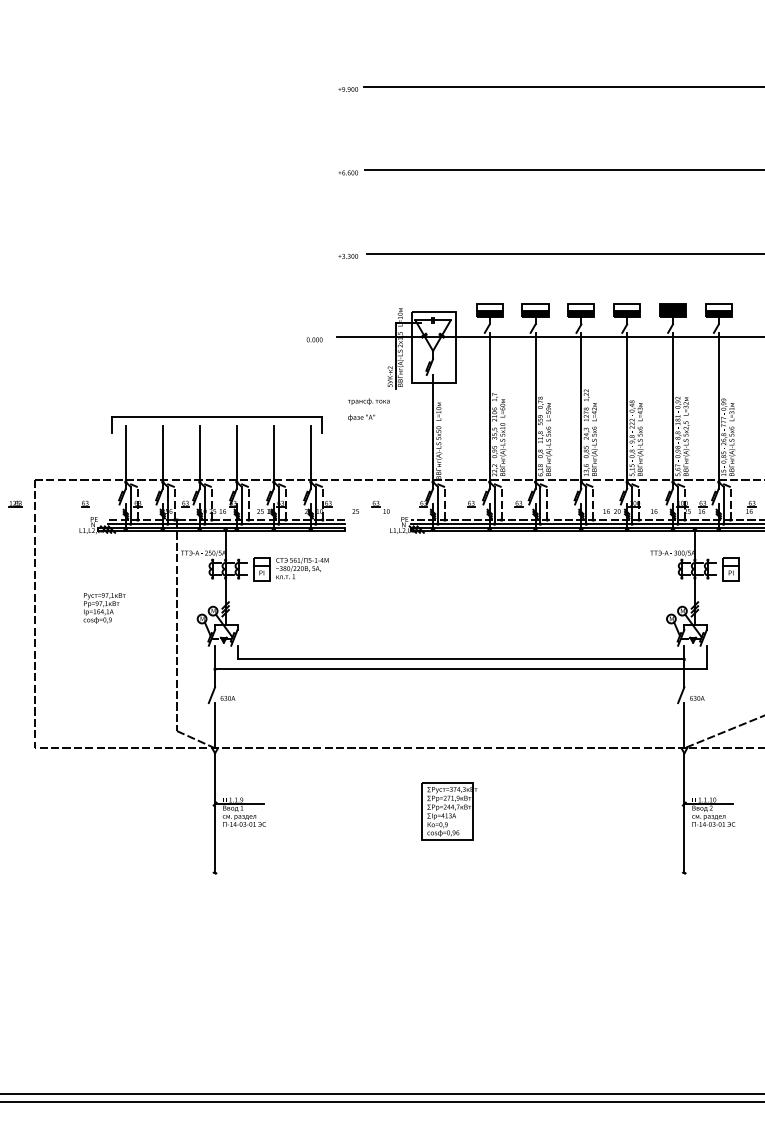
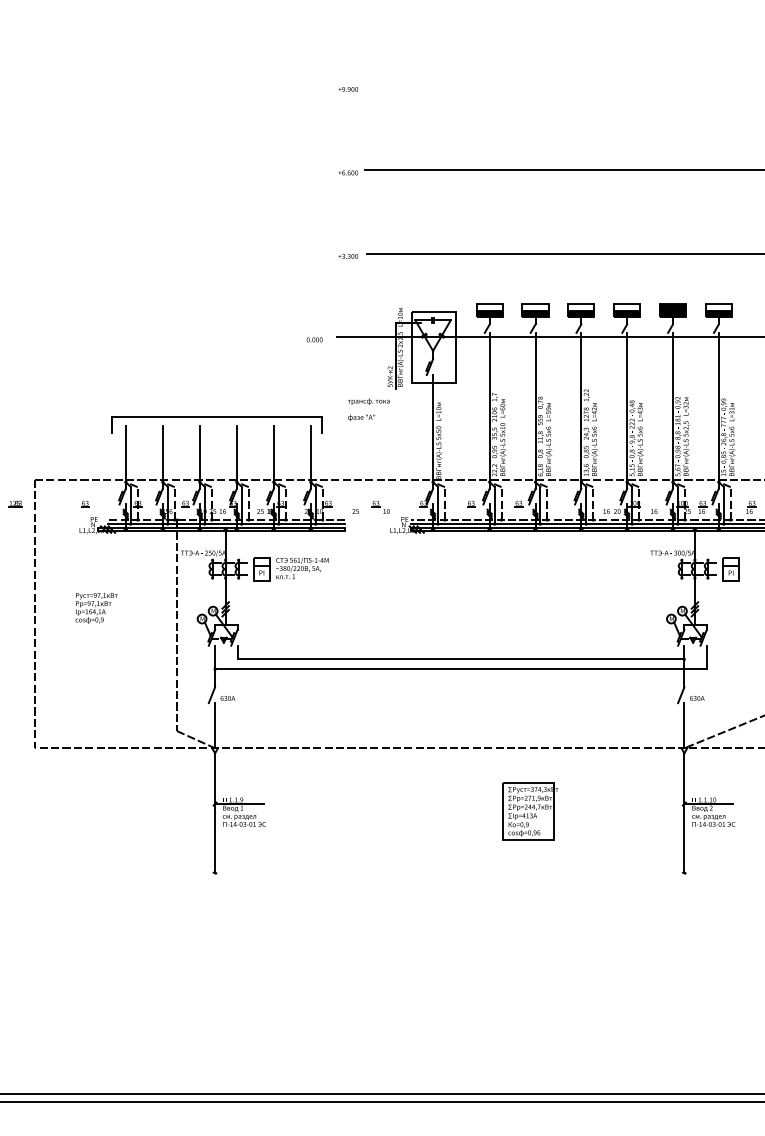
line: present -> none (562, 86)
text position: (104, 608) -> (96, 608) (96, 608)
part position: (449, 811) -> (530, 811) (530, 811)
